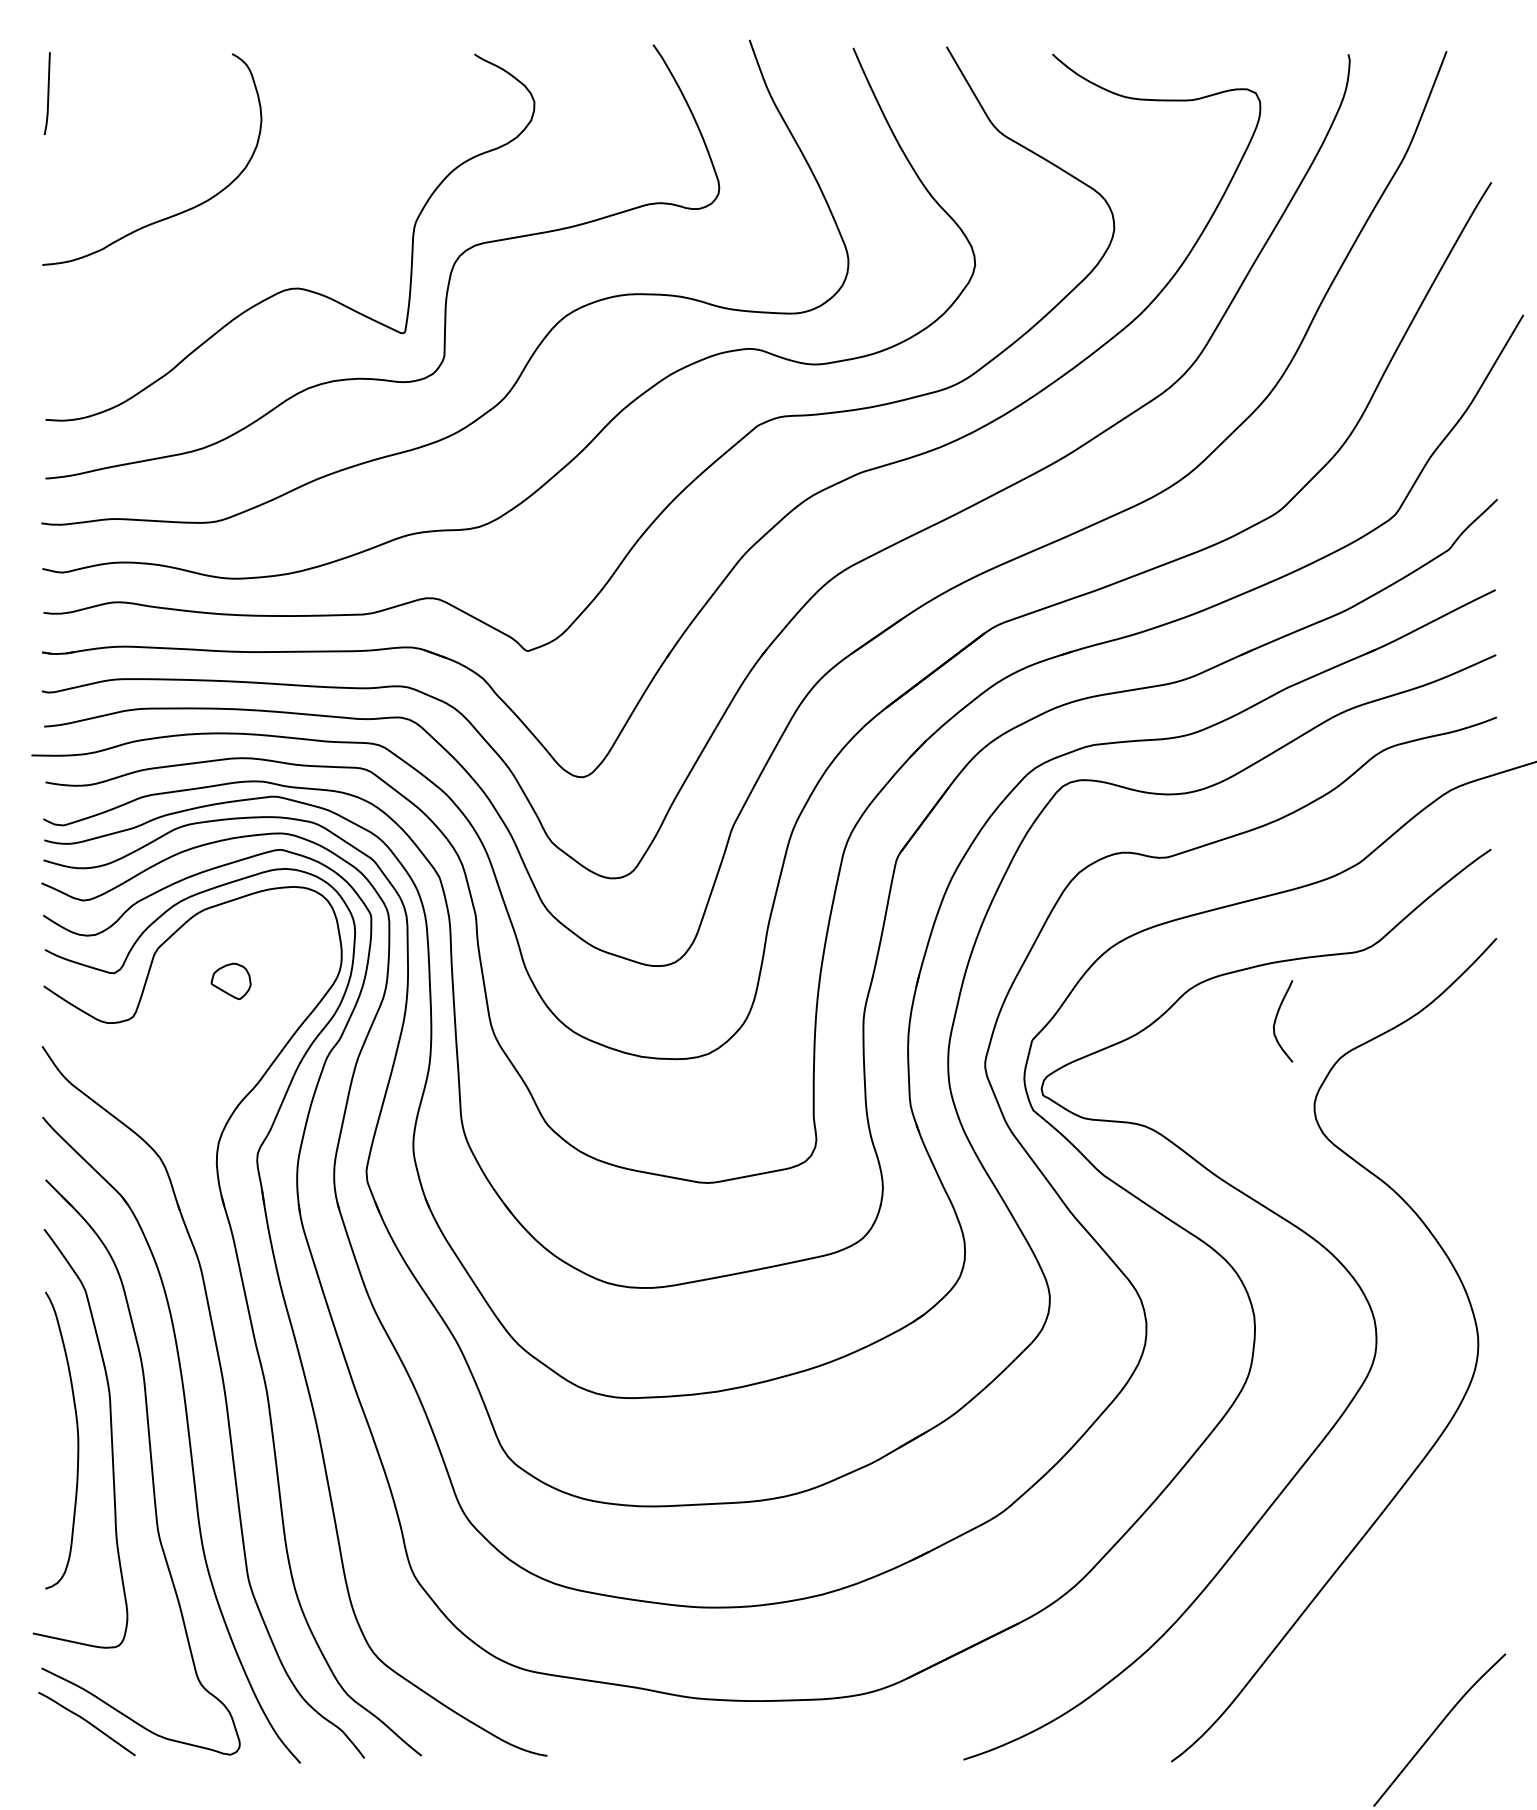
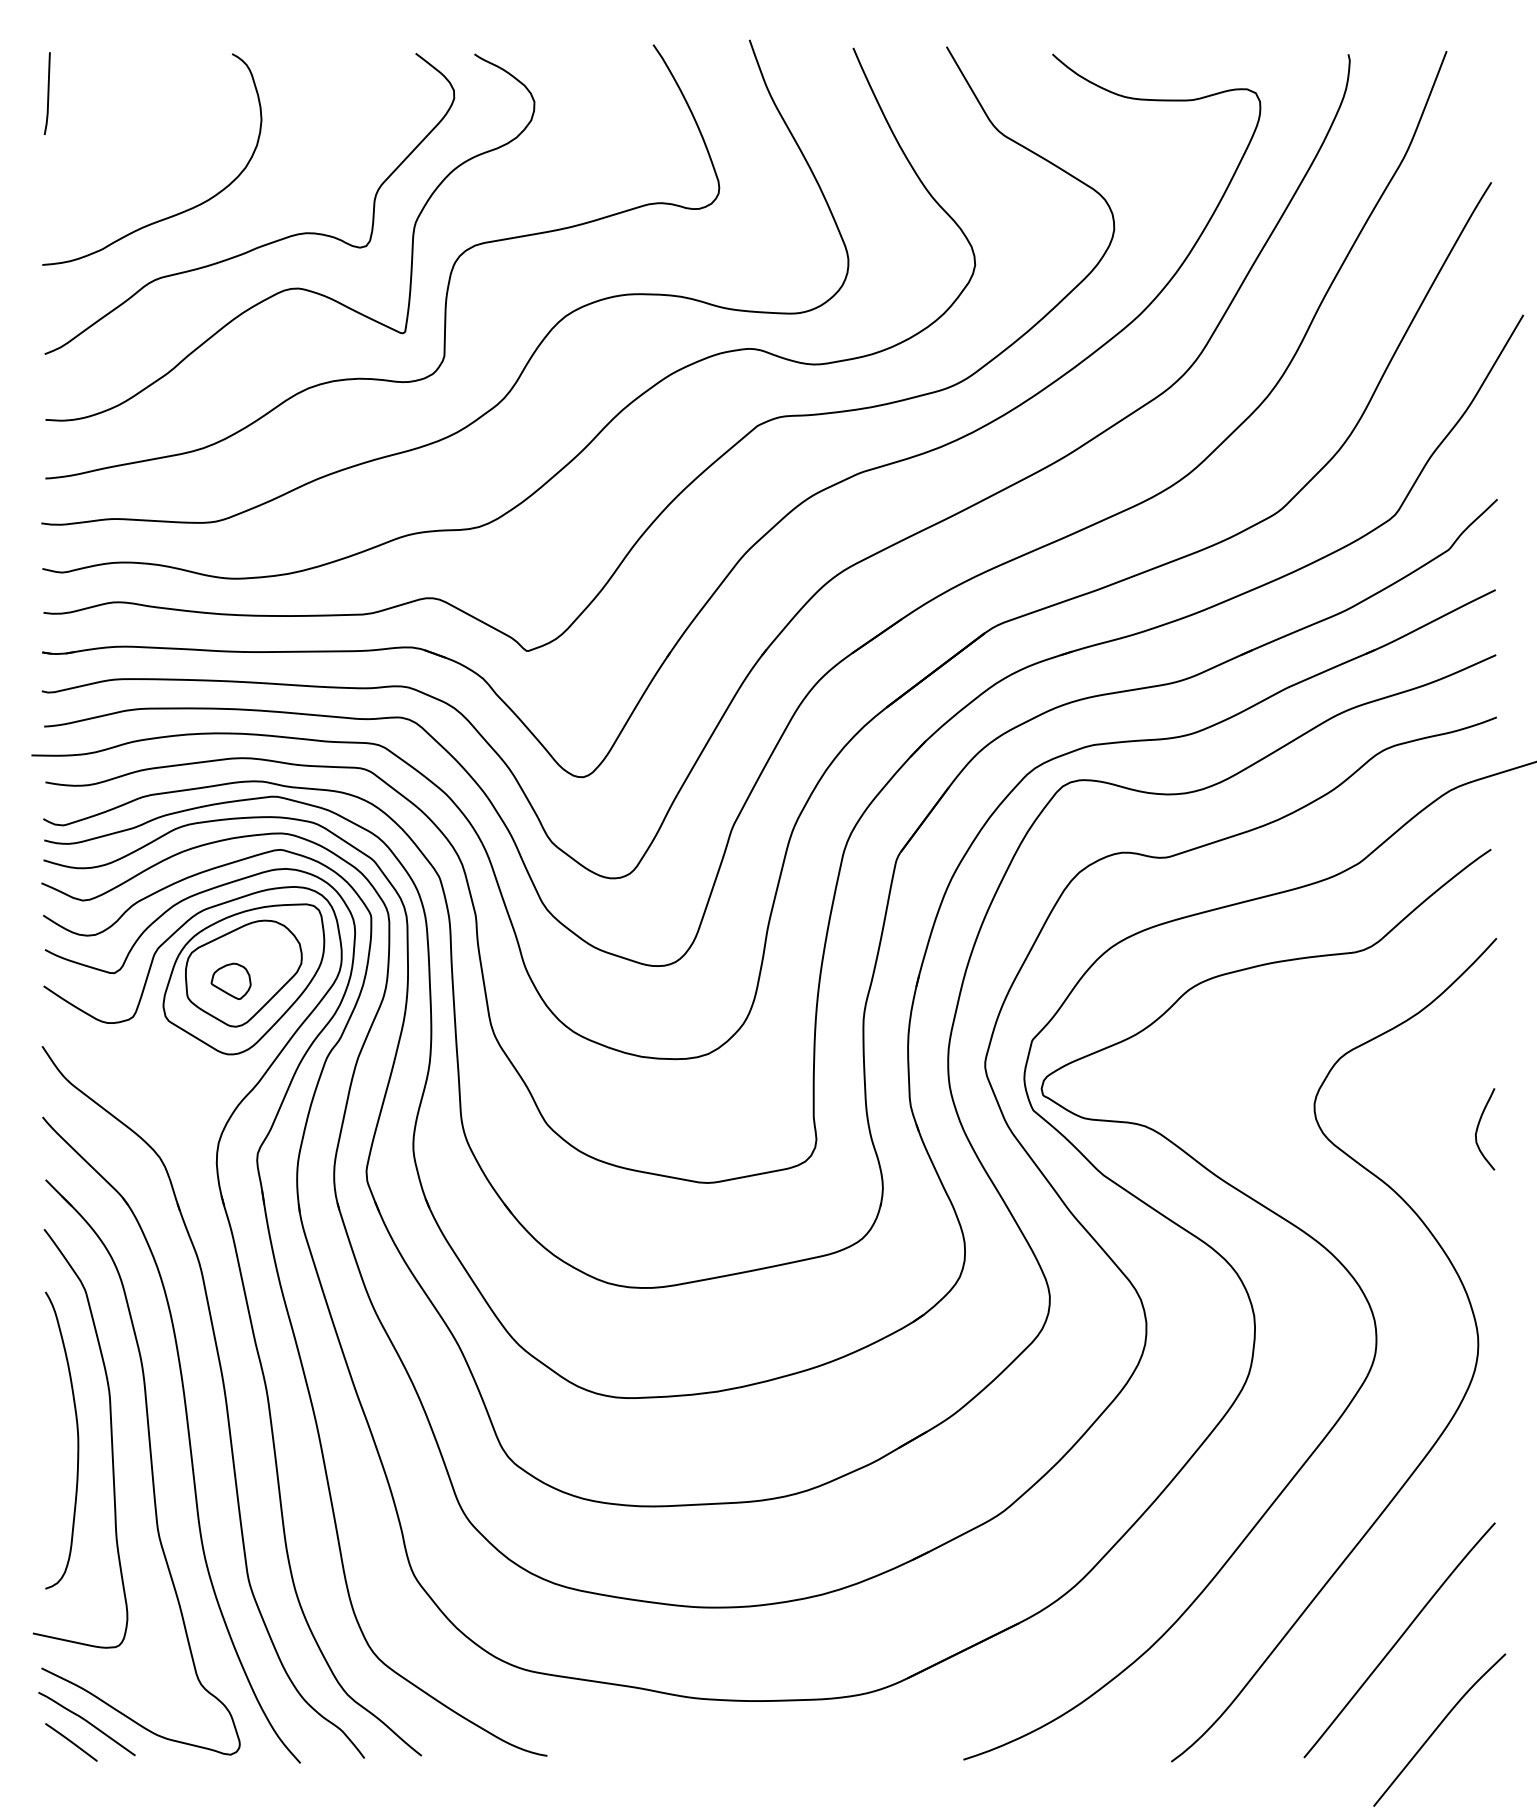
curve: none -> present (263, 244)
part: none -> present (243, 979)
curve position: (1276, 1020) -> (1478, 1128) (1478, 1128)
curve: none -> present (1399, 1640)
line: none -> present (71, 1742)
